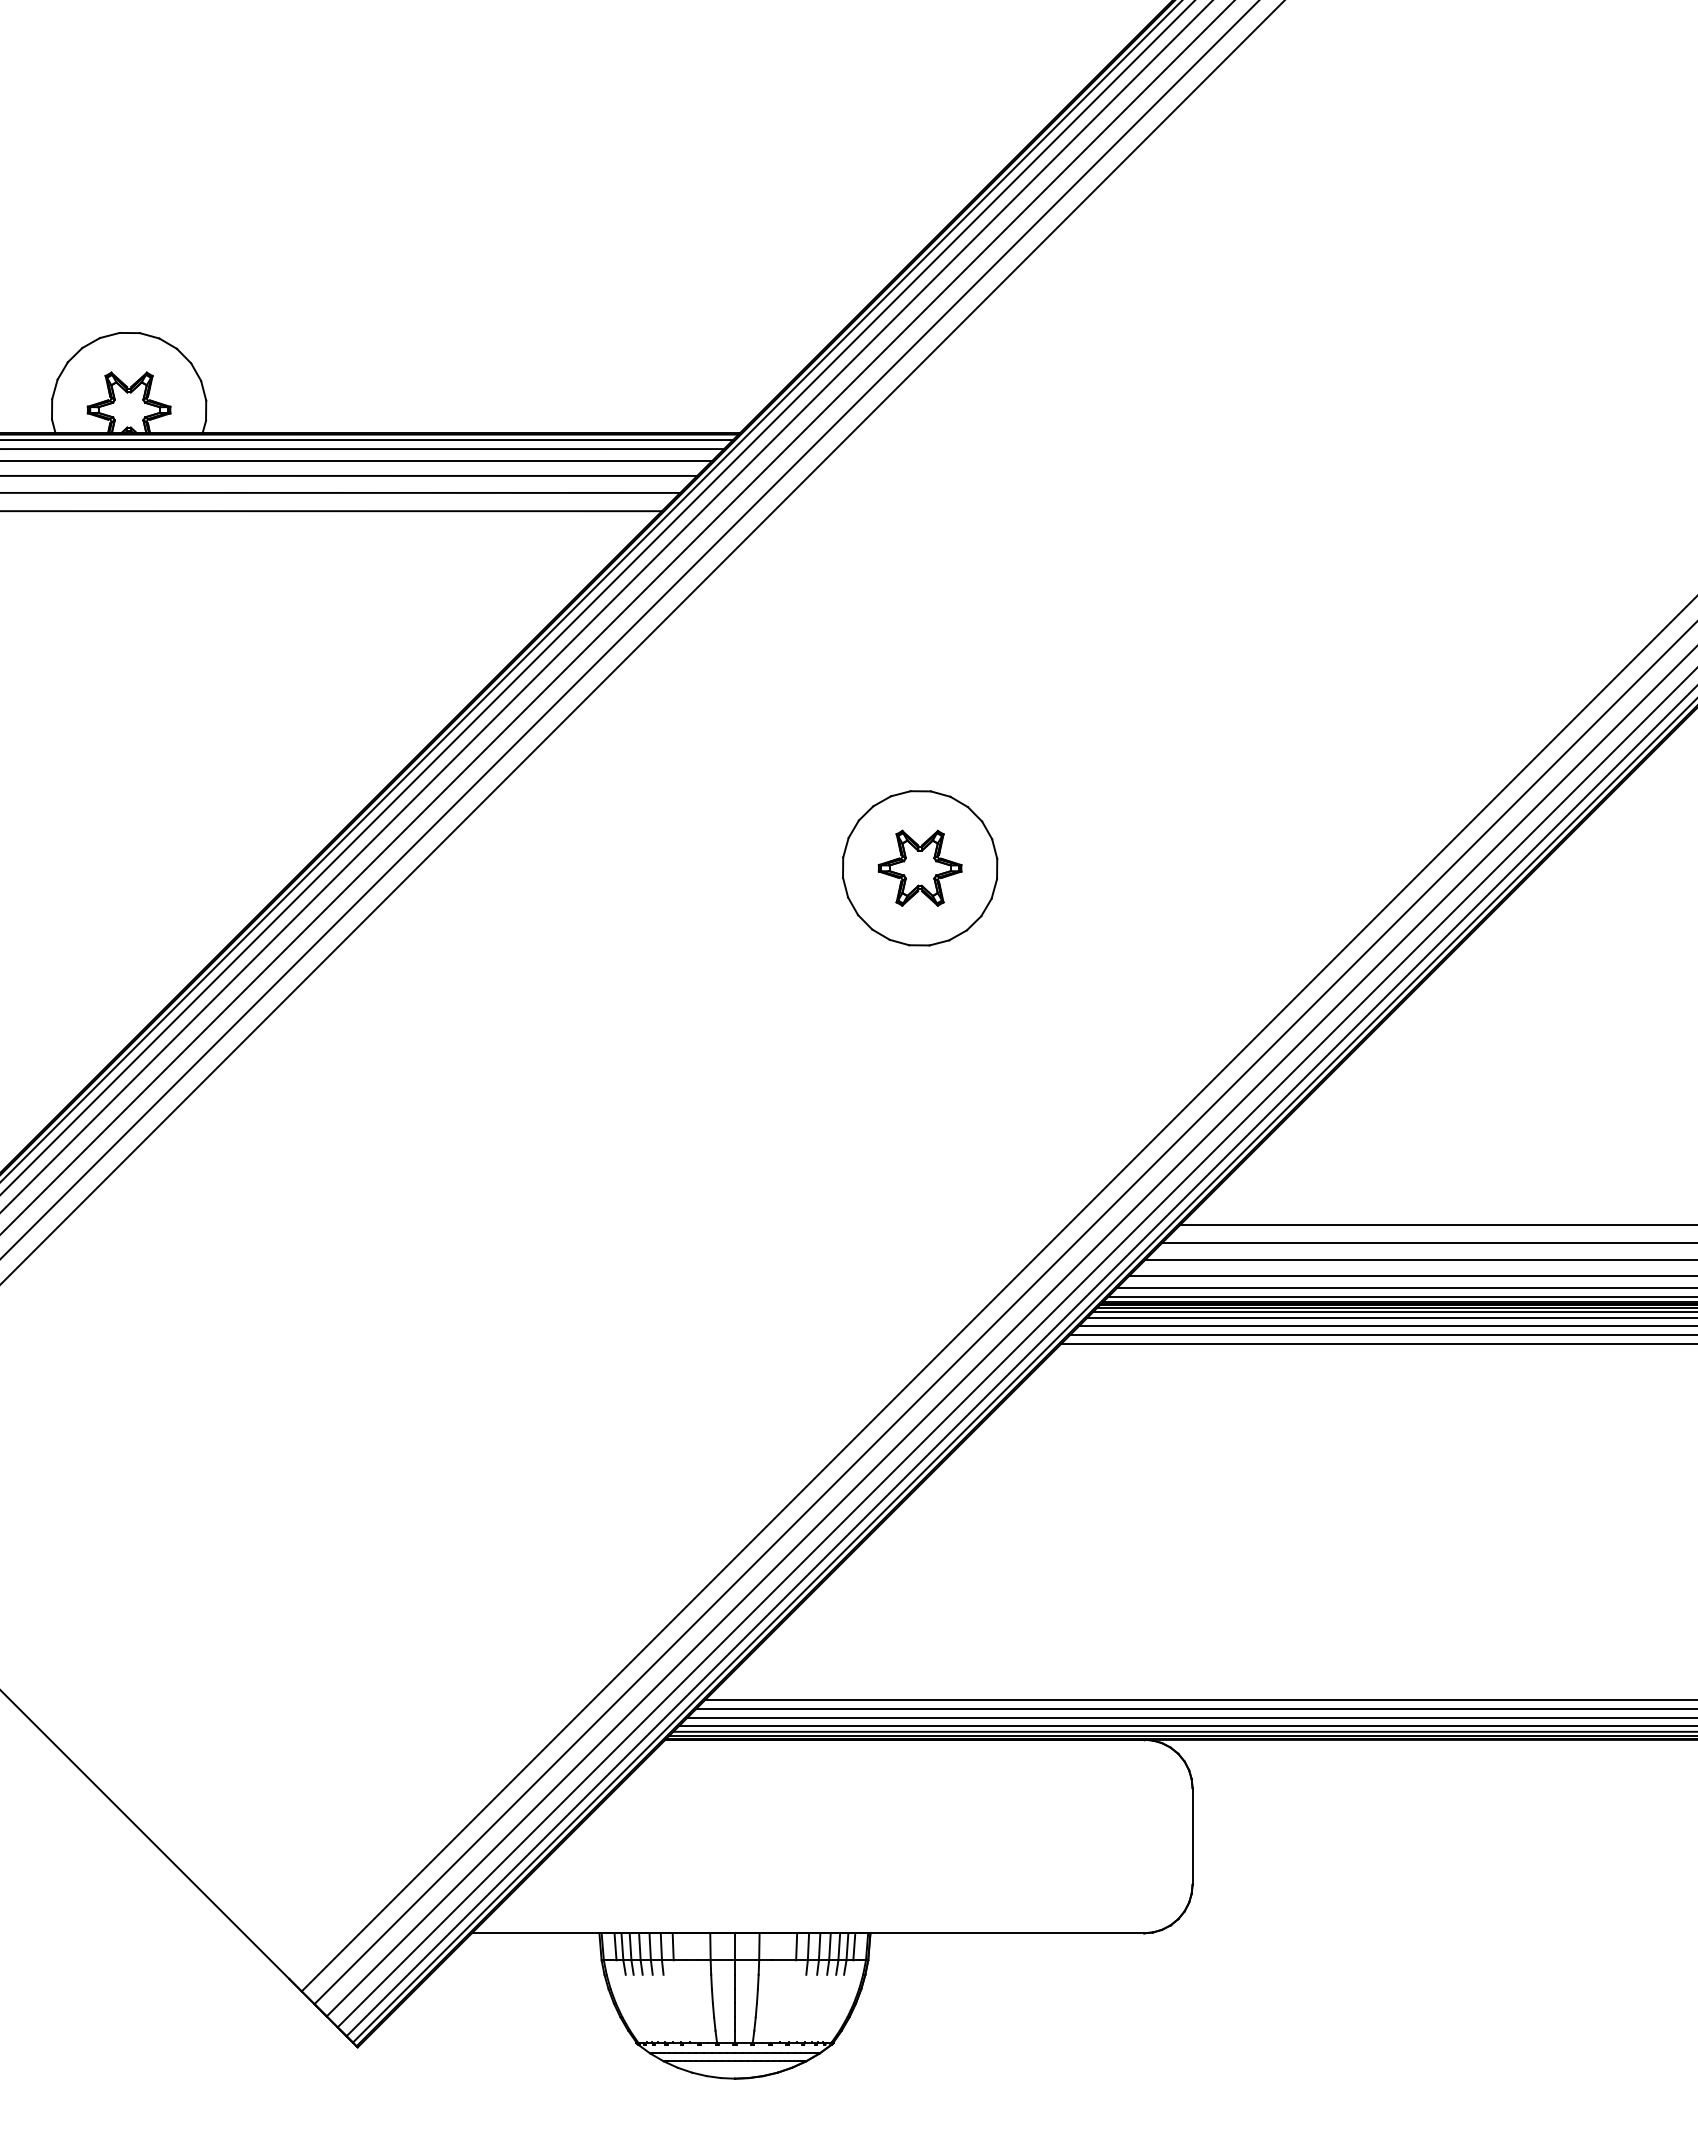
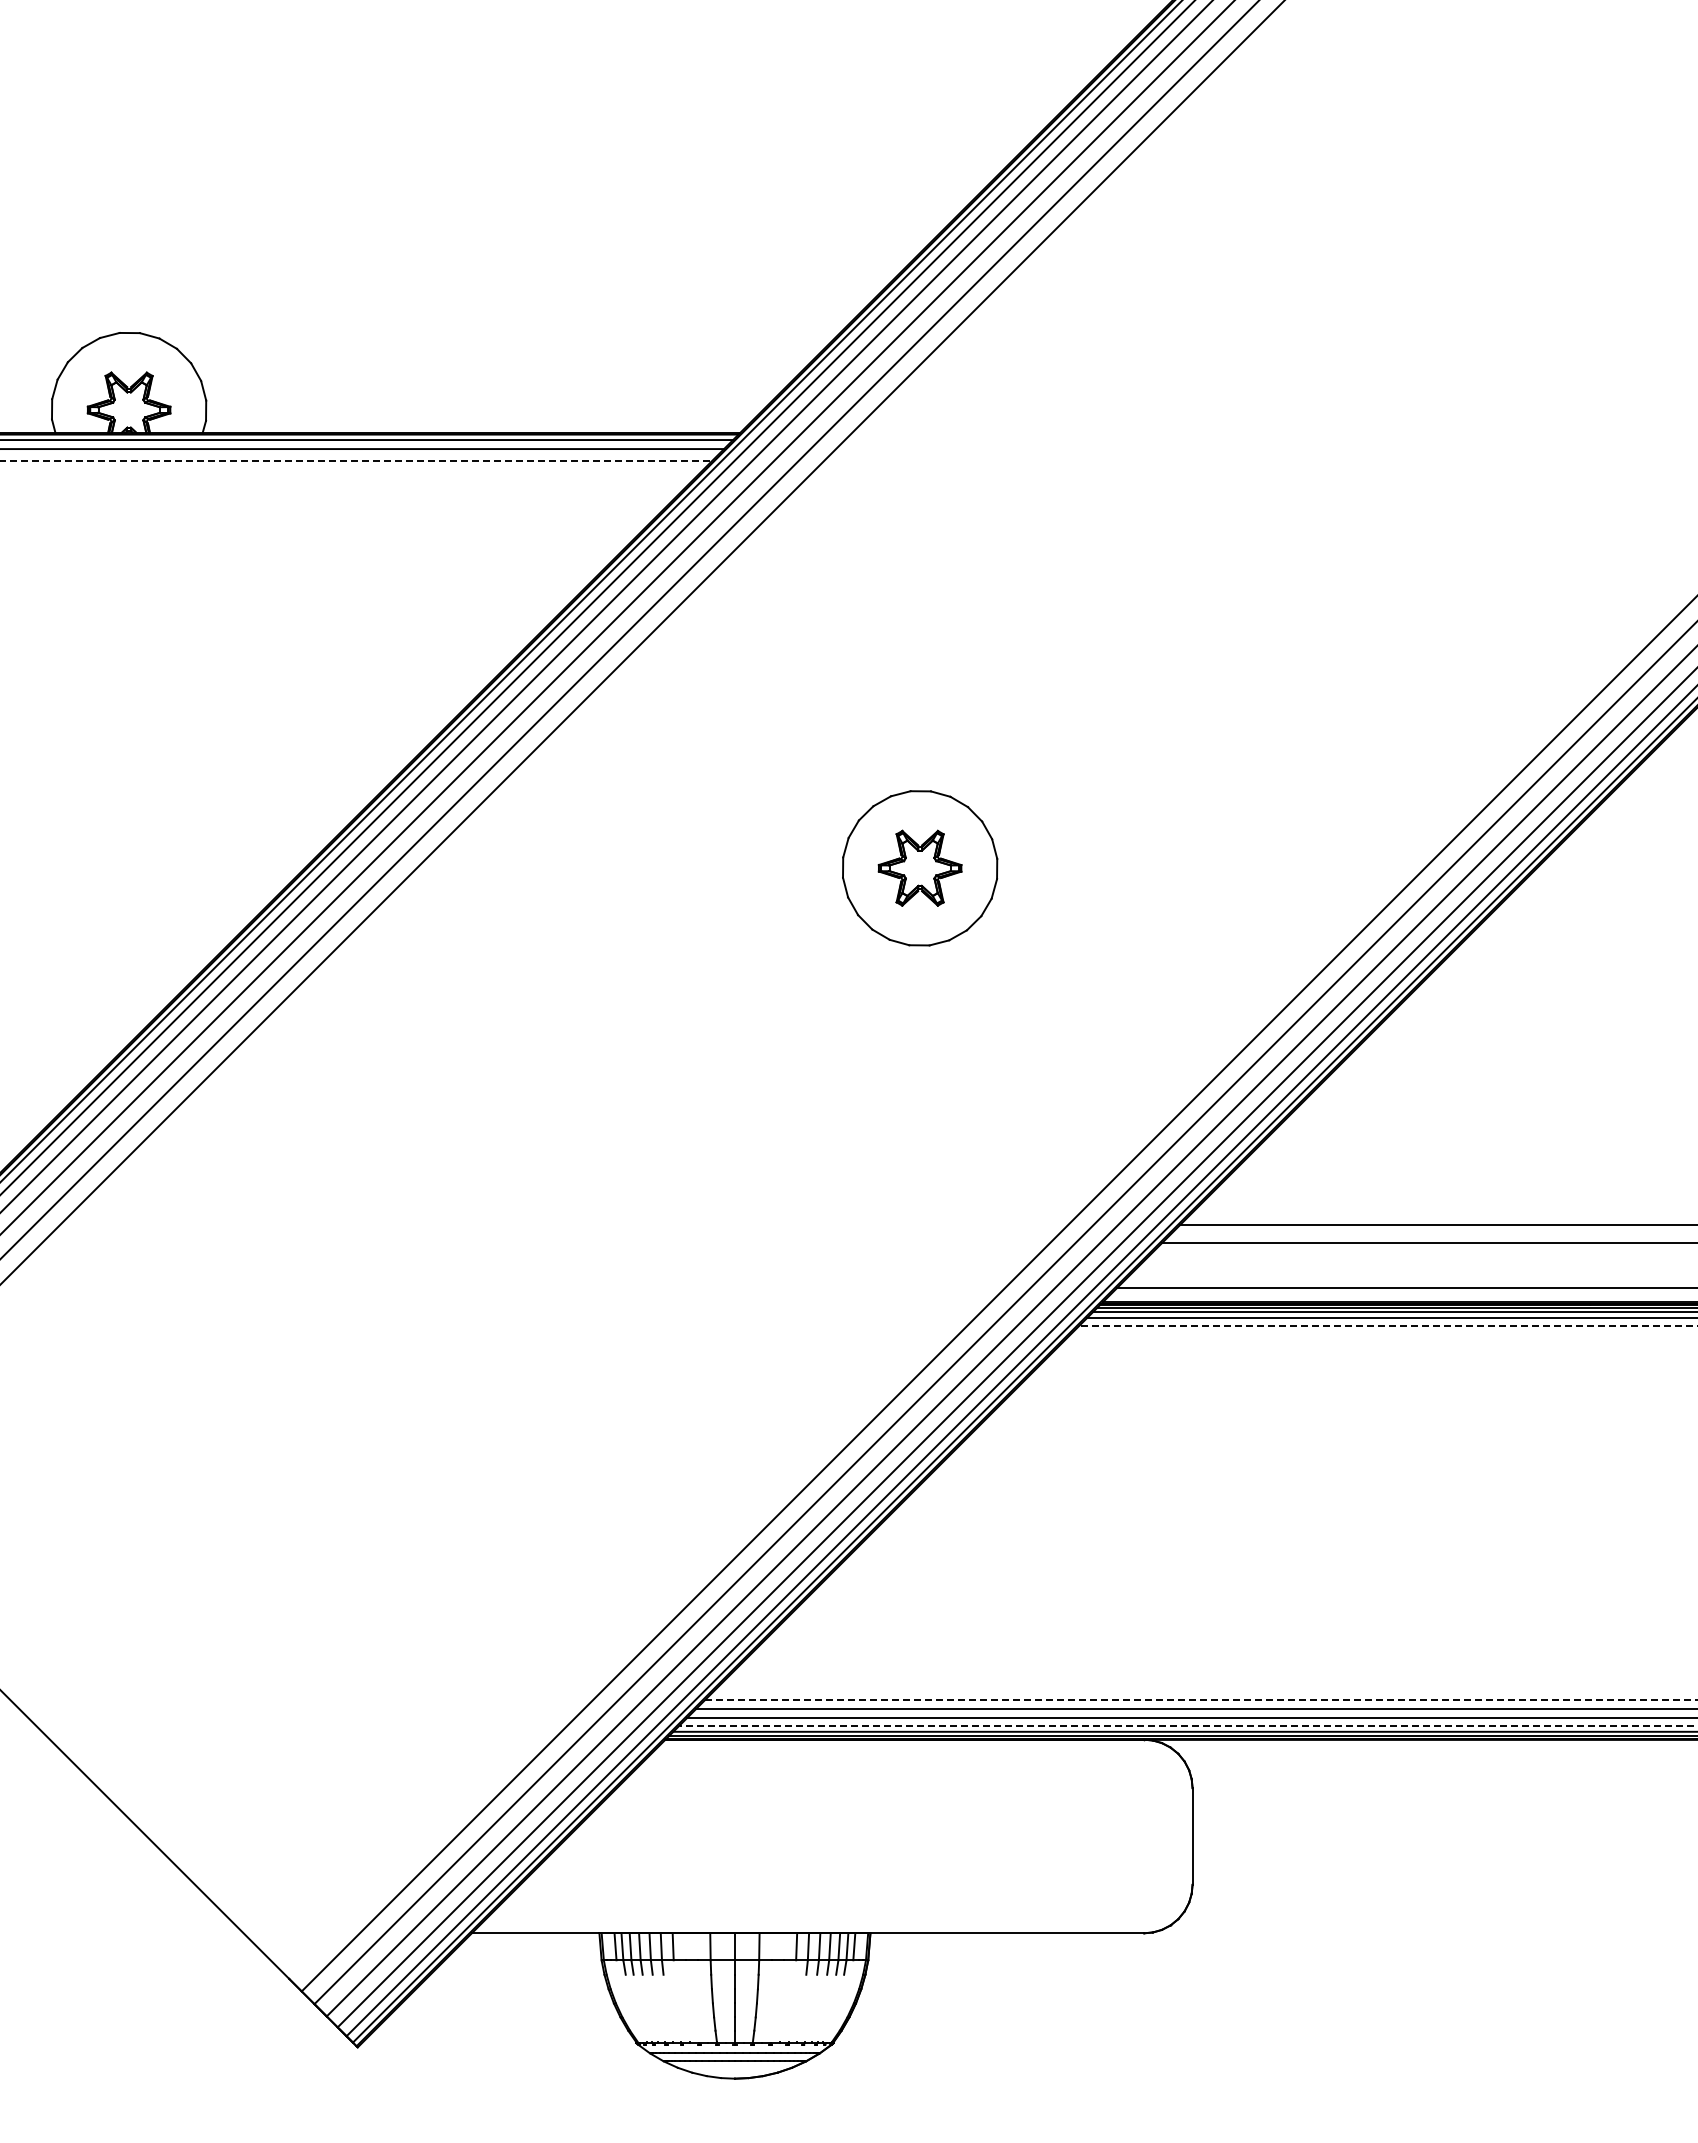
line: solid -> dashed (356, 461)
line: present -> none (349, 475)
line: present -> none (341, 492)
line: present -> none (331, 511)
line: present -> none (1419, 1260)
line: present -> none (1411, 1275)
line: present -> none (1400, 1297)
line: solid -> dashed (1388, 1326)
line: present -> none (1382, 1334)
line: present -> none (1377, 1343)
line: solid -> dashed (1201, 1700)
line: solid -> dashed (1188, 1725)
